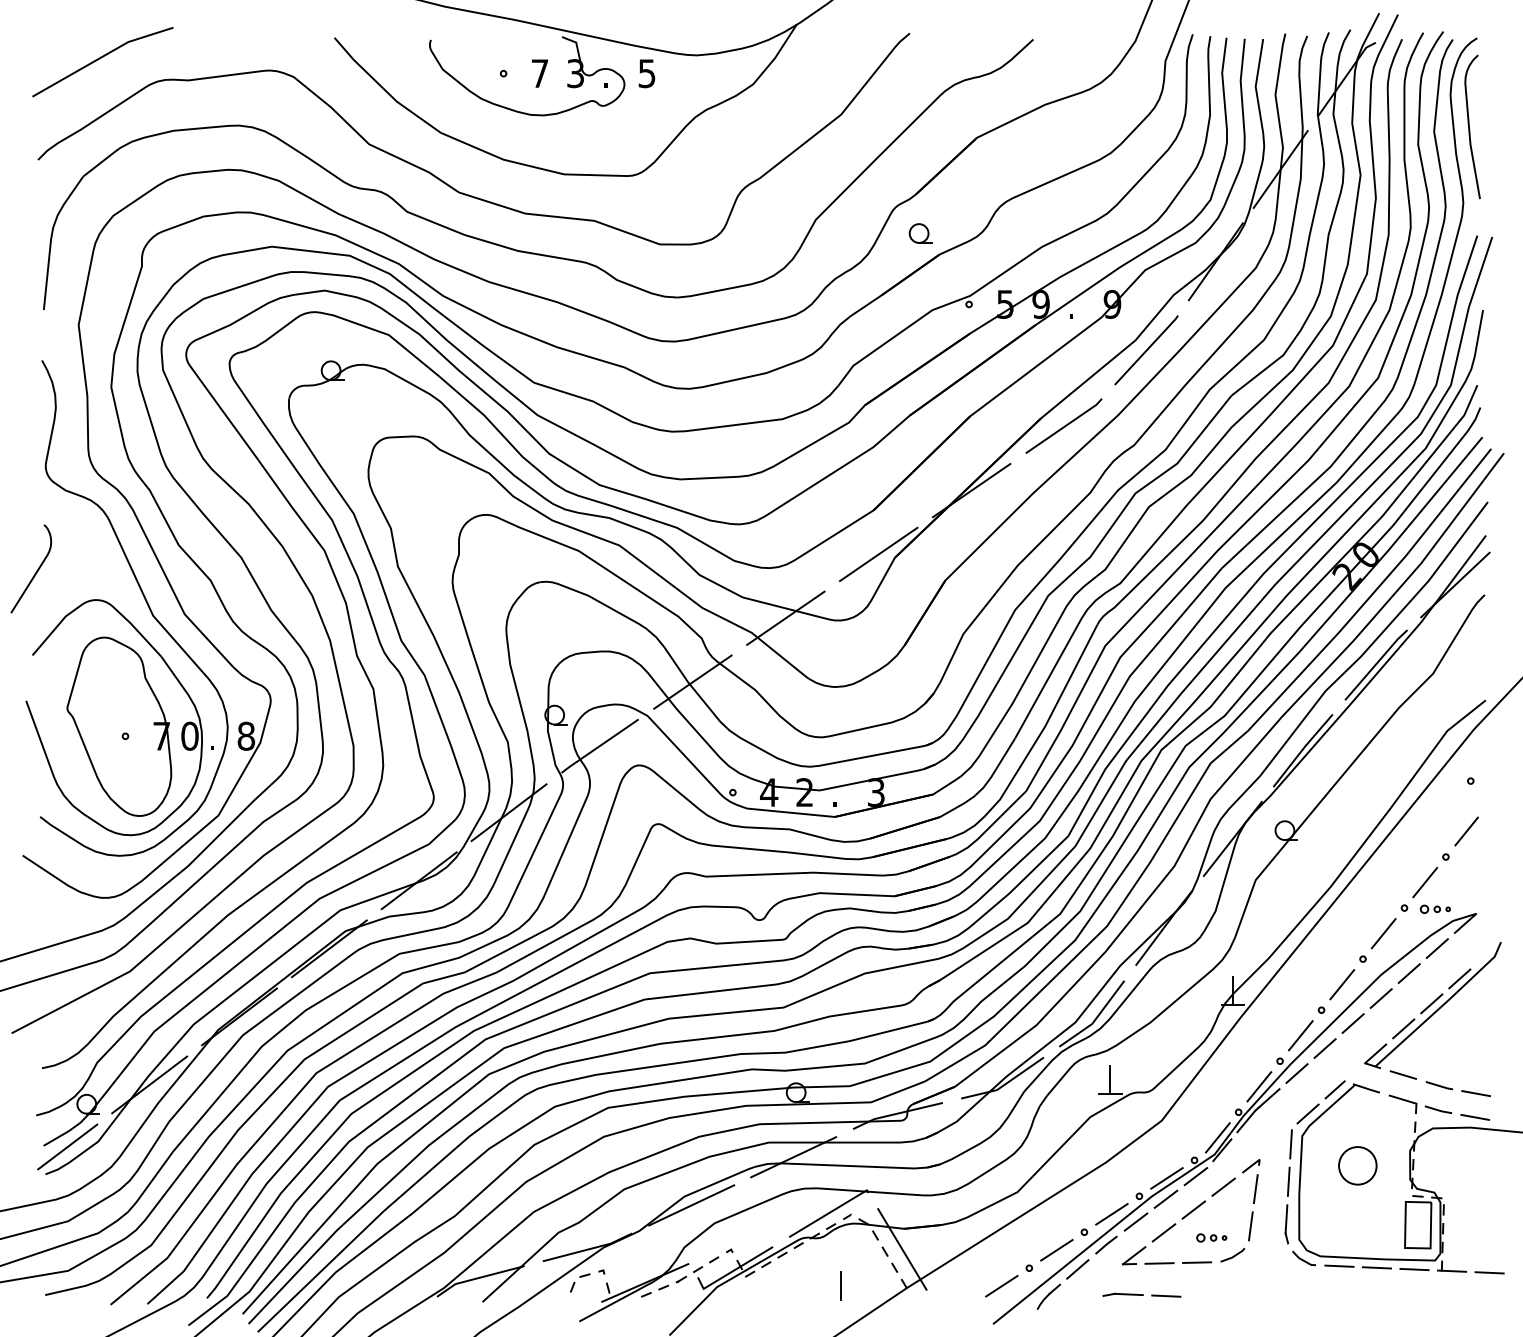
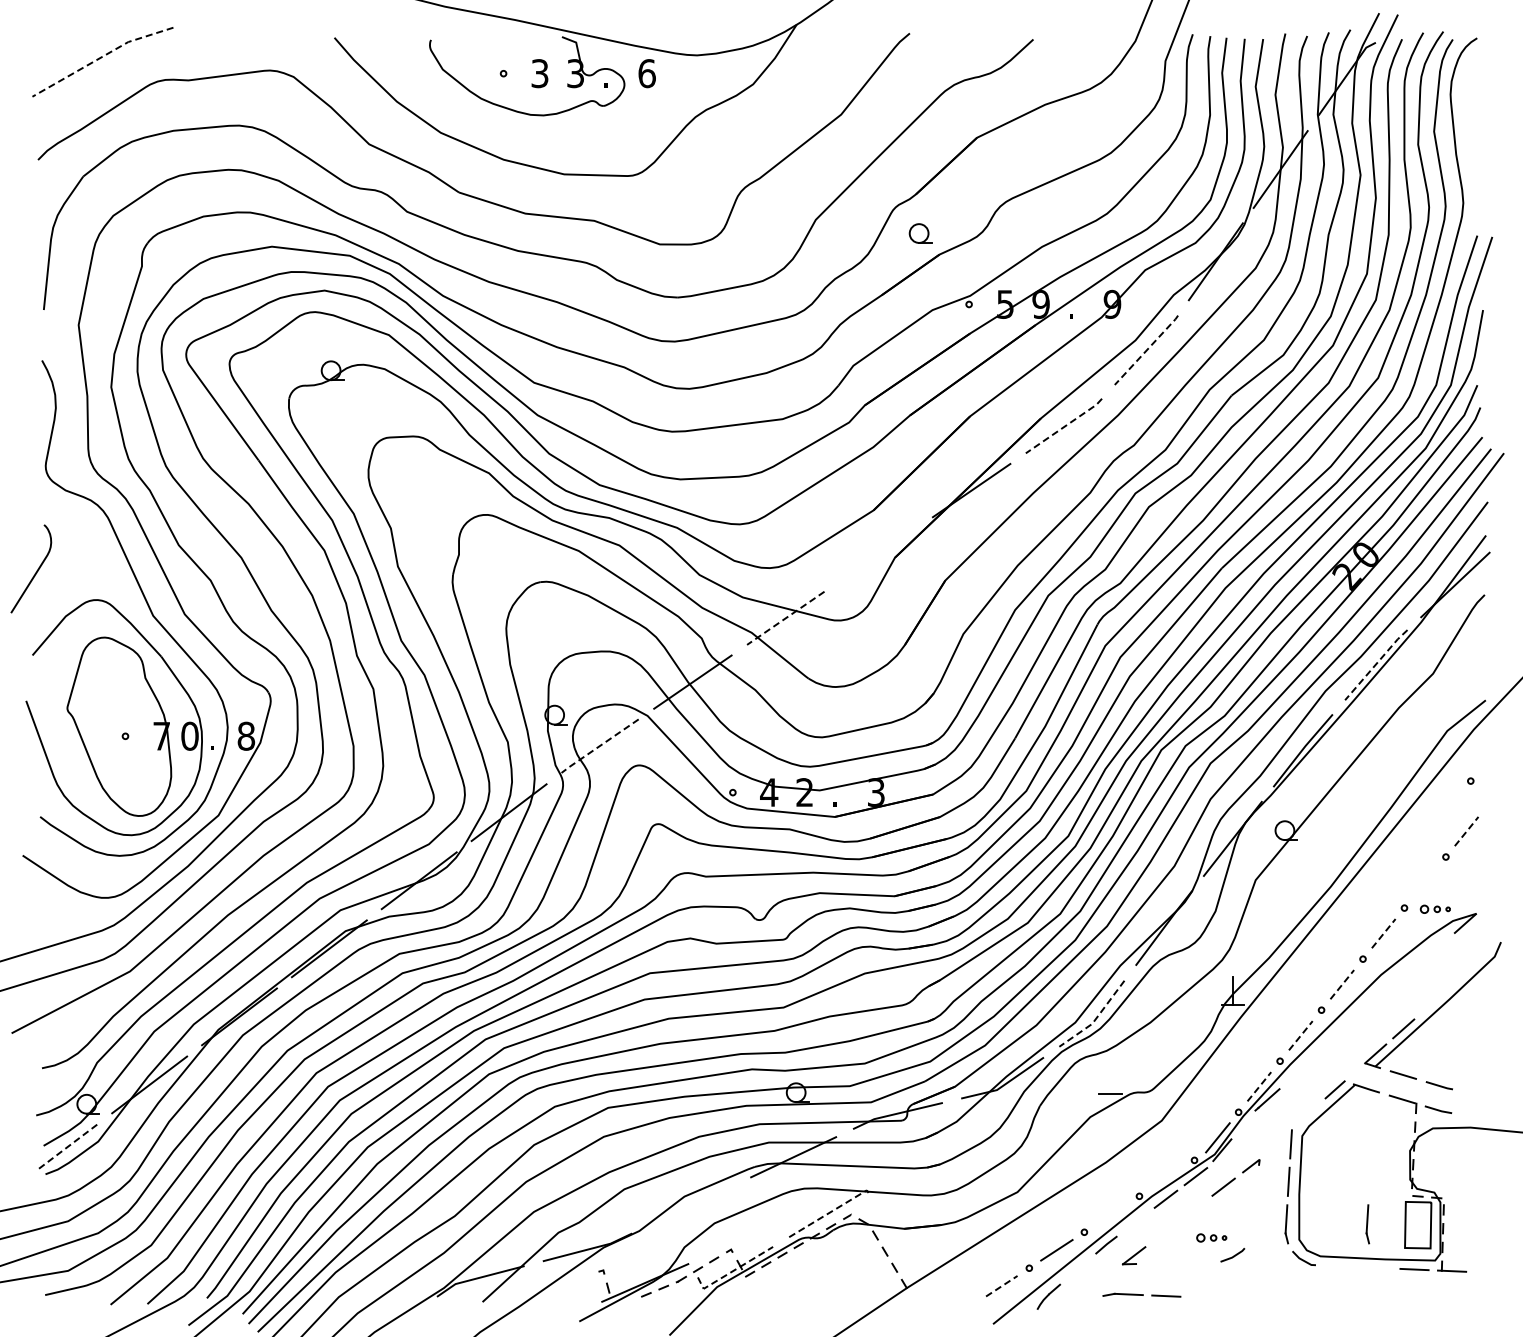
line: solid -> dashed (101, 57)
text: 7 -> 3 (539, 73)
text: 5 -> 6 (646, 73)
curve: present -> none (1469, 126)
line: solid -> dashed (1147, 349)
line: solid -> dashed (1065, 426)
line: present -> none (878, 554)
line: solid -> dashed (785, 618)
line: solid -> dashed (1376, 664)
line: solid -> dashed (599, 746)
line: solid -> dashed (1467, 830)
line: present -> none (1425, 882)
line: solid -> dashed (1383, 933)
line: present -> none (1436, 948)
line: present -> none (1408, 973)
line: present -> none (1459, 978)
line: solid -> dashed (1342, 984)
line: present -> none (1380, 998)
line: present -> none (1431, 1003)
line: solid -> dashed (1095, 1019)
line: present -> none (1352, 1023)
line: solid -> dashed (1300, 1035)
line: present -> none (1324, 1048)
line: present -> none (1296, 1073)
line: present -> none (1110, 1079)
line: solid -> dashed (1259, 1086)
line: present -> none (1476, 1093)
line: present -> none (1307, 1113)
line: present -> none (1475, 1117)
line: present -> none (1246, 1121)
line: solid -> dashed (67, 1147)
circle: present -> none (1357, 1165)
line: present -> none (1166, 1178)
line: present -> none (1255, 1189)
line: present -> none (691, 1205)
line: present -> none (1193, 1209)
line: solid -> dashed (830, 1212)
line: present -> none (1111, 1214)
line: present -> none (1135, 1221)
part: none -> present (1367, 1224)
line: present -> none (1250, 1226)
line: present -> none (1163, 1232)
line: present -> none (902, 1249)
line: present -> none (1197, 1262)
line: present -> none (1159, 1263)
line: present -> none (1339, 1265)
line: present -> none (1376, 1267)
line: present -> none (1077, 1269)
line: solid -> dashed (732, 1271)
line: present -> none (1489, 1272)
part: present -> none (580, 1282)
line: present -> none (840, 1285)
line: solid -> dashed (1001, 1286)
